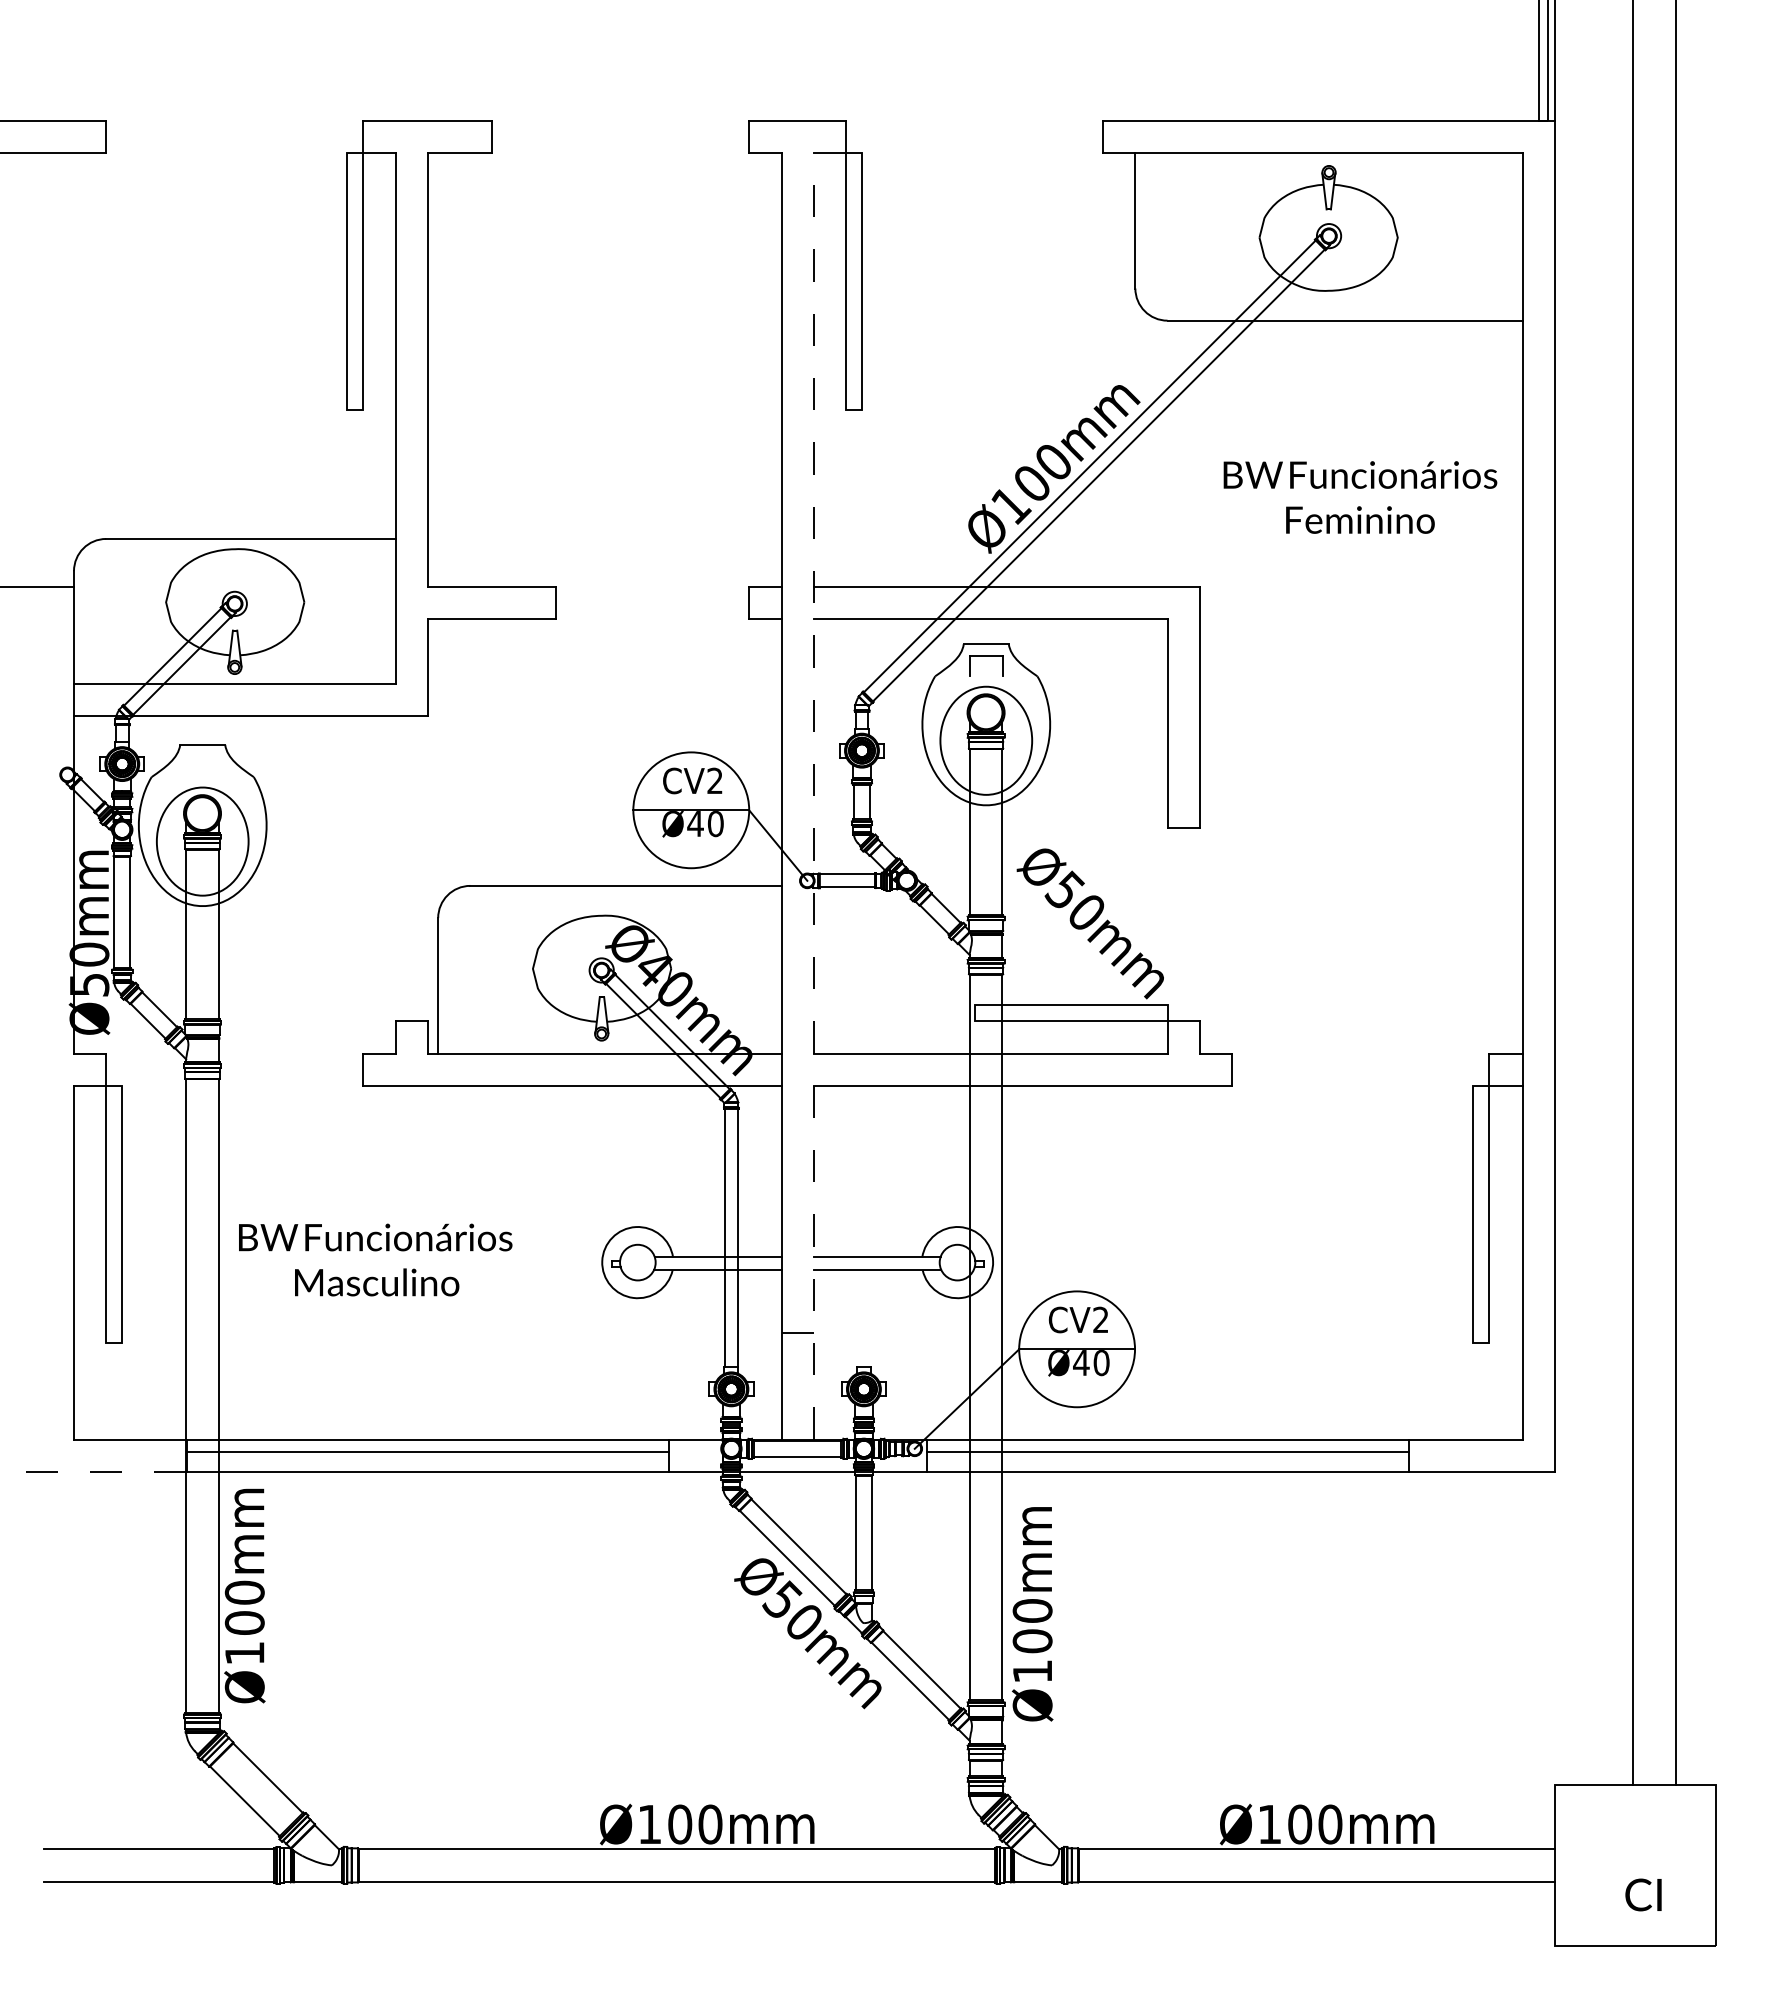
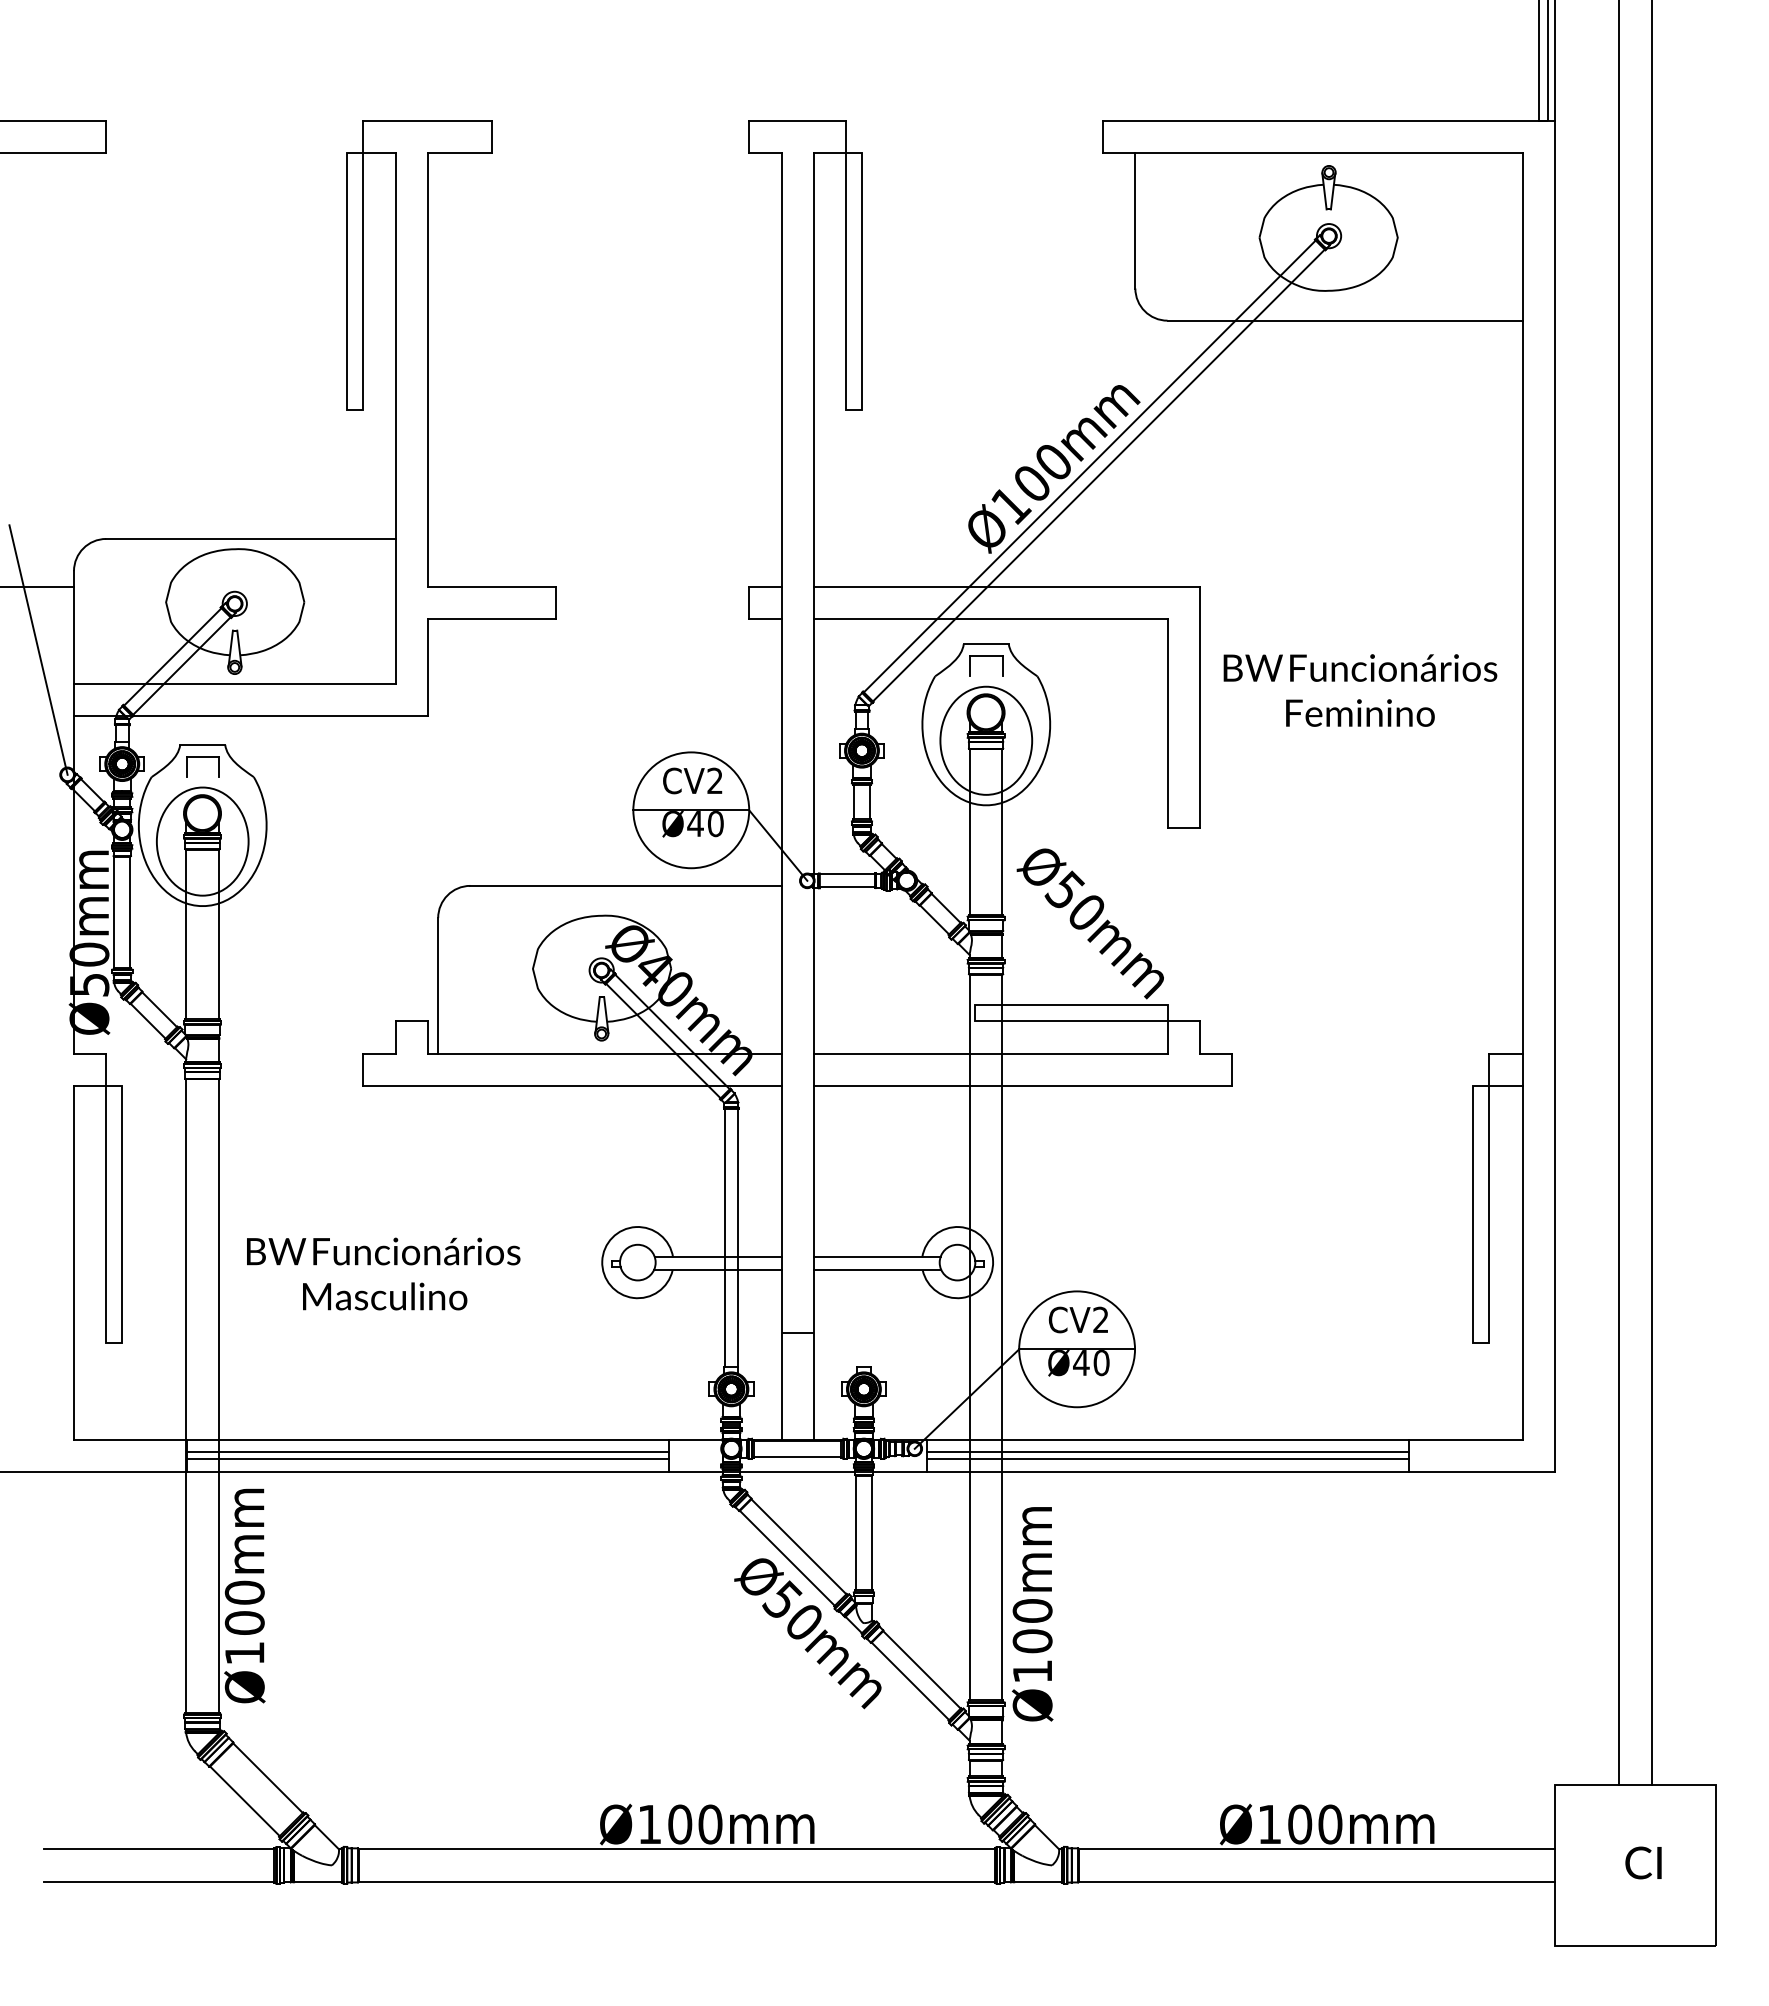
text position: (1360, 497) -> (1360, 690) (1360, 690)
line: none -> present (38, 649)
part: none -> present (202, 757)
line: dashed -> solid (813, 795)
line position: (1633, 893) -> (1619, 893) (1619, 893)
line position: (1675, 893) -> (1651, 893) (1651, 893)
text position: (375, 1259) -> (383, 1273) (383, 1273)
line: none -> present (427, 1458)
line: none -> present (1168, 1458)
line: dashed -> solid (92, 1471)
text position: (1643, 1894) -> (1643, 1862) (1643, 1862)
